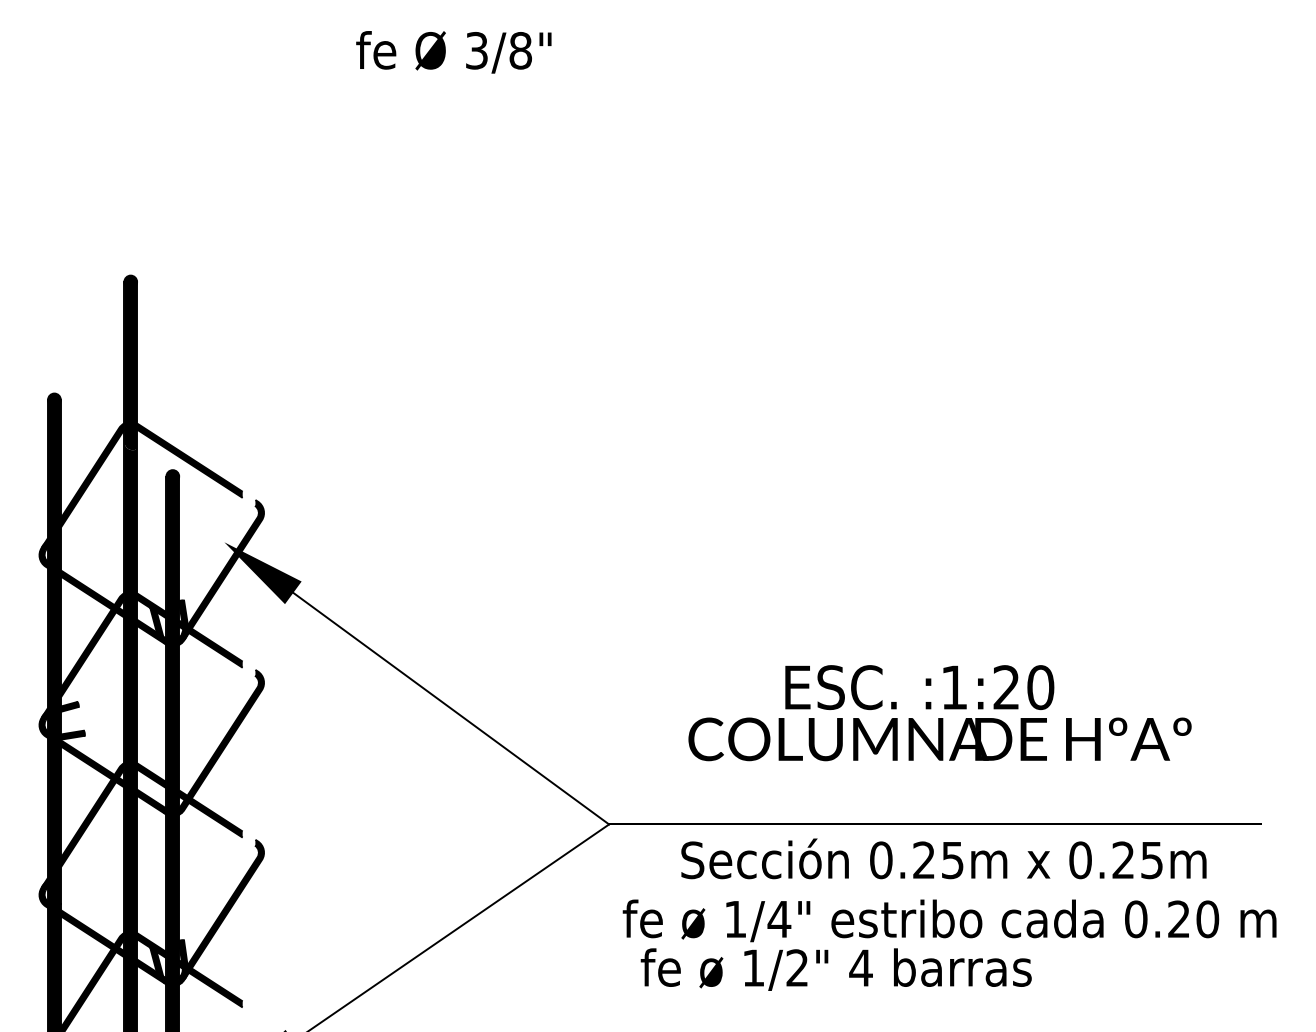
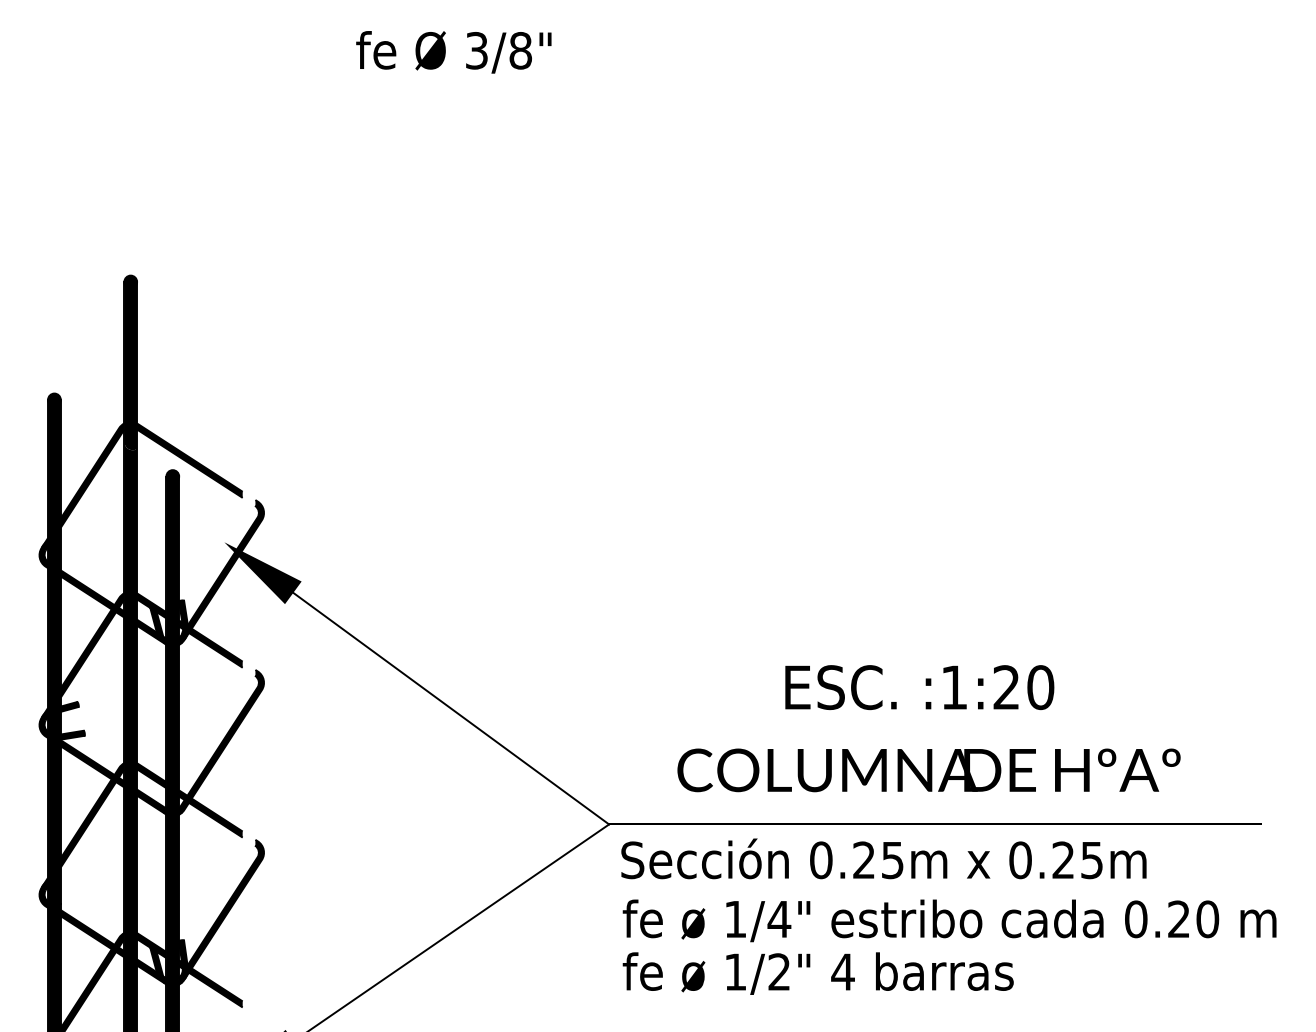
text position: (939, 739) -> (928, 770) (928, 770)
text position: (943, 858) -> (883, 858) (883, 858)
text position: (835, 969) -> (817, 973) (817, 973)
